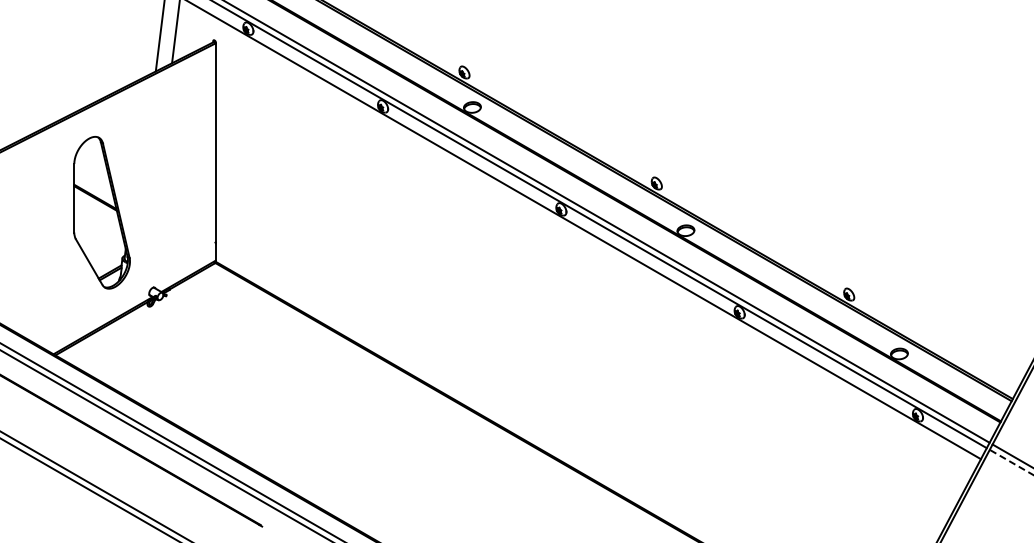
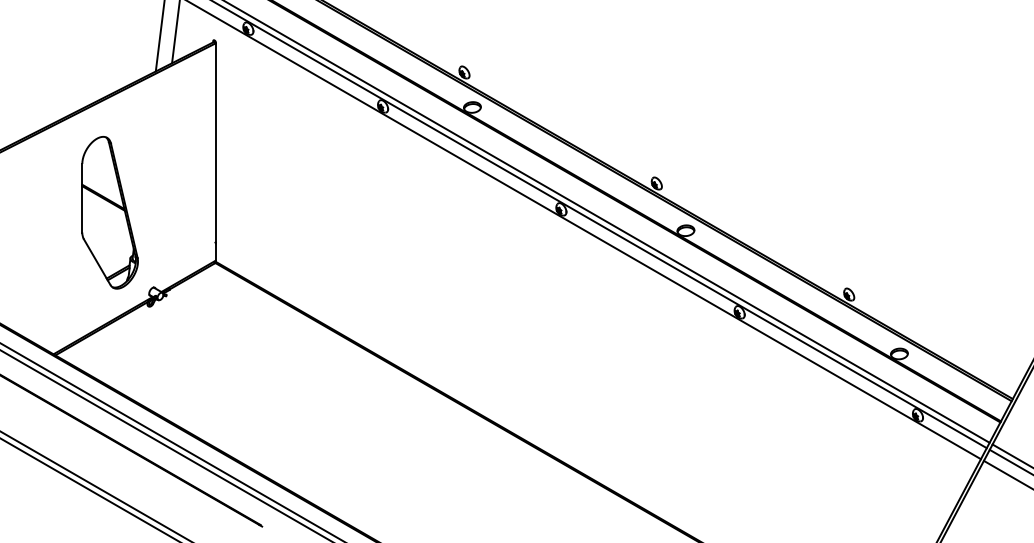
part position: (101, 212) -> (109, 212) (109, 212)
line: dashed -> solid (1011, 462)
line: none -> present (1006, 474)
